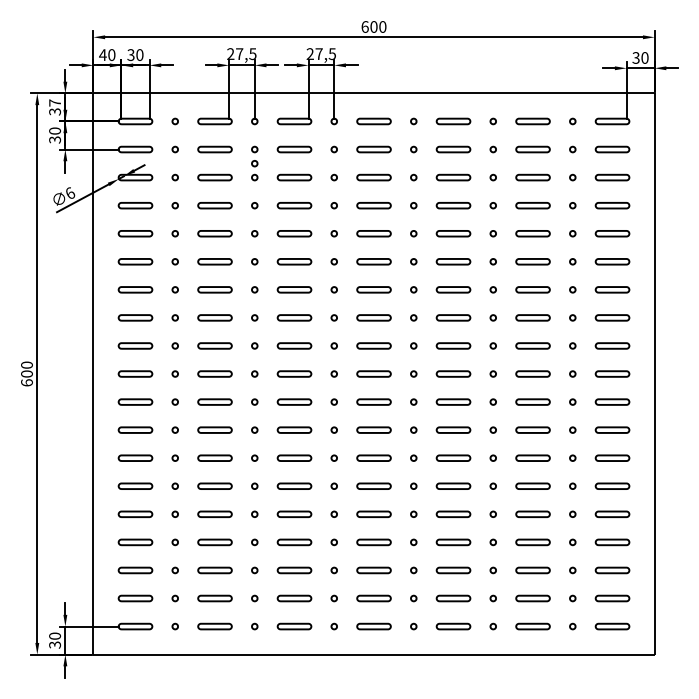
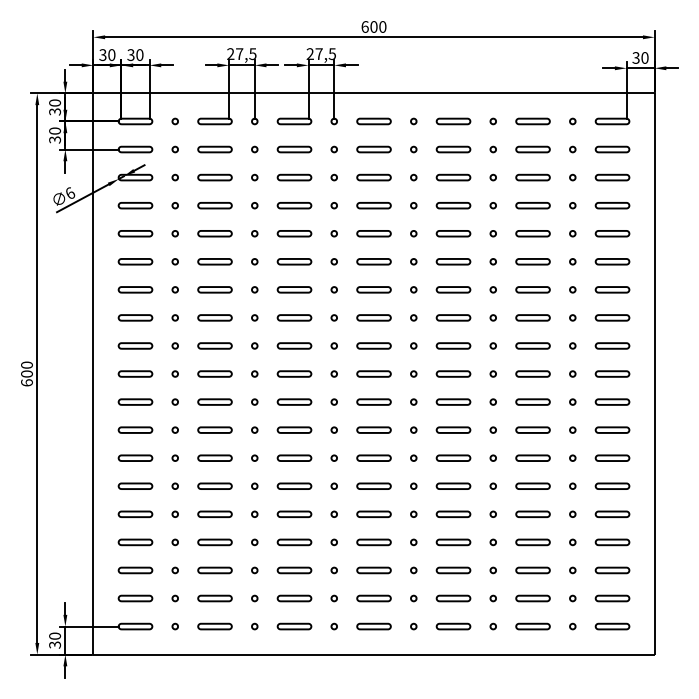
text: 40 -> 30 (102, 55)
text: 37 -> 30 (54, 102)
circle: present -> none (254, 163)
